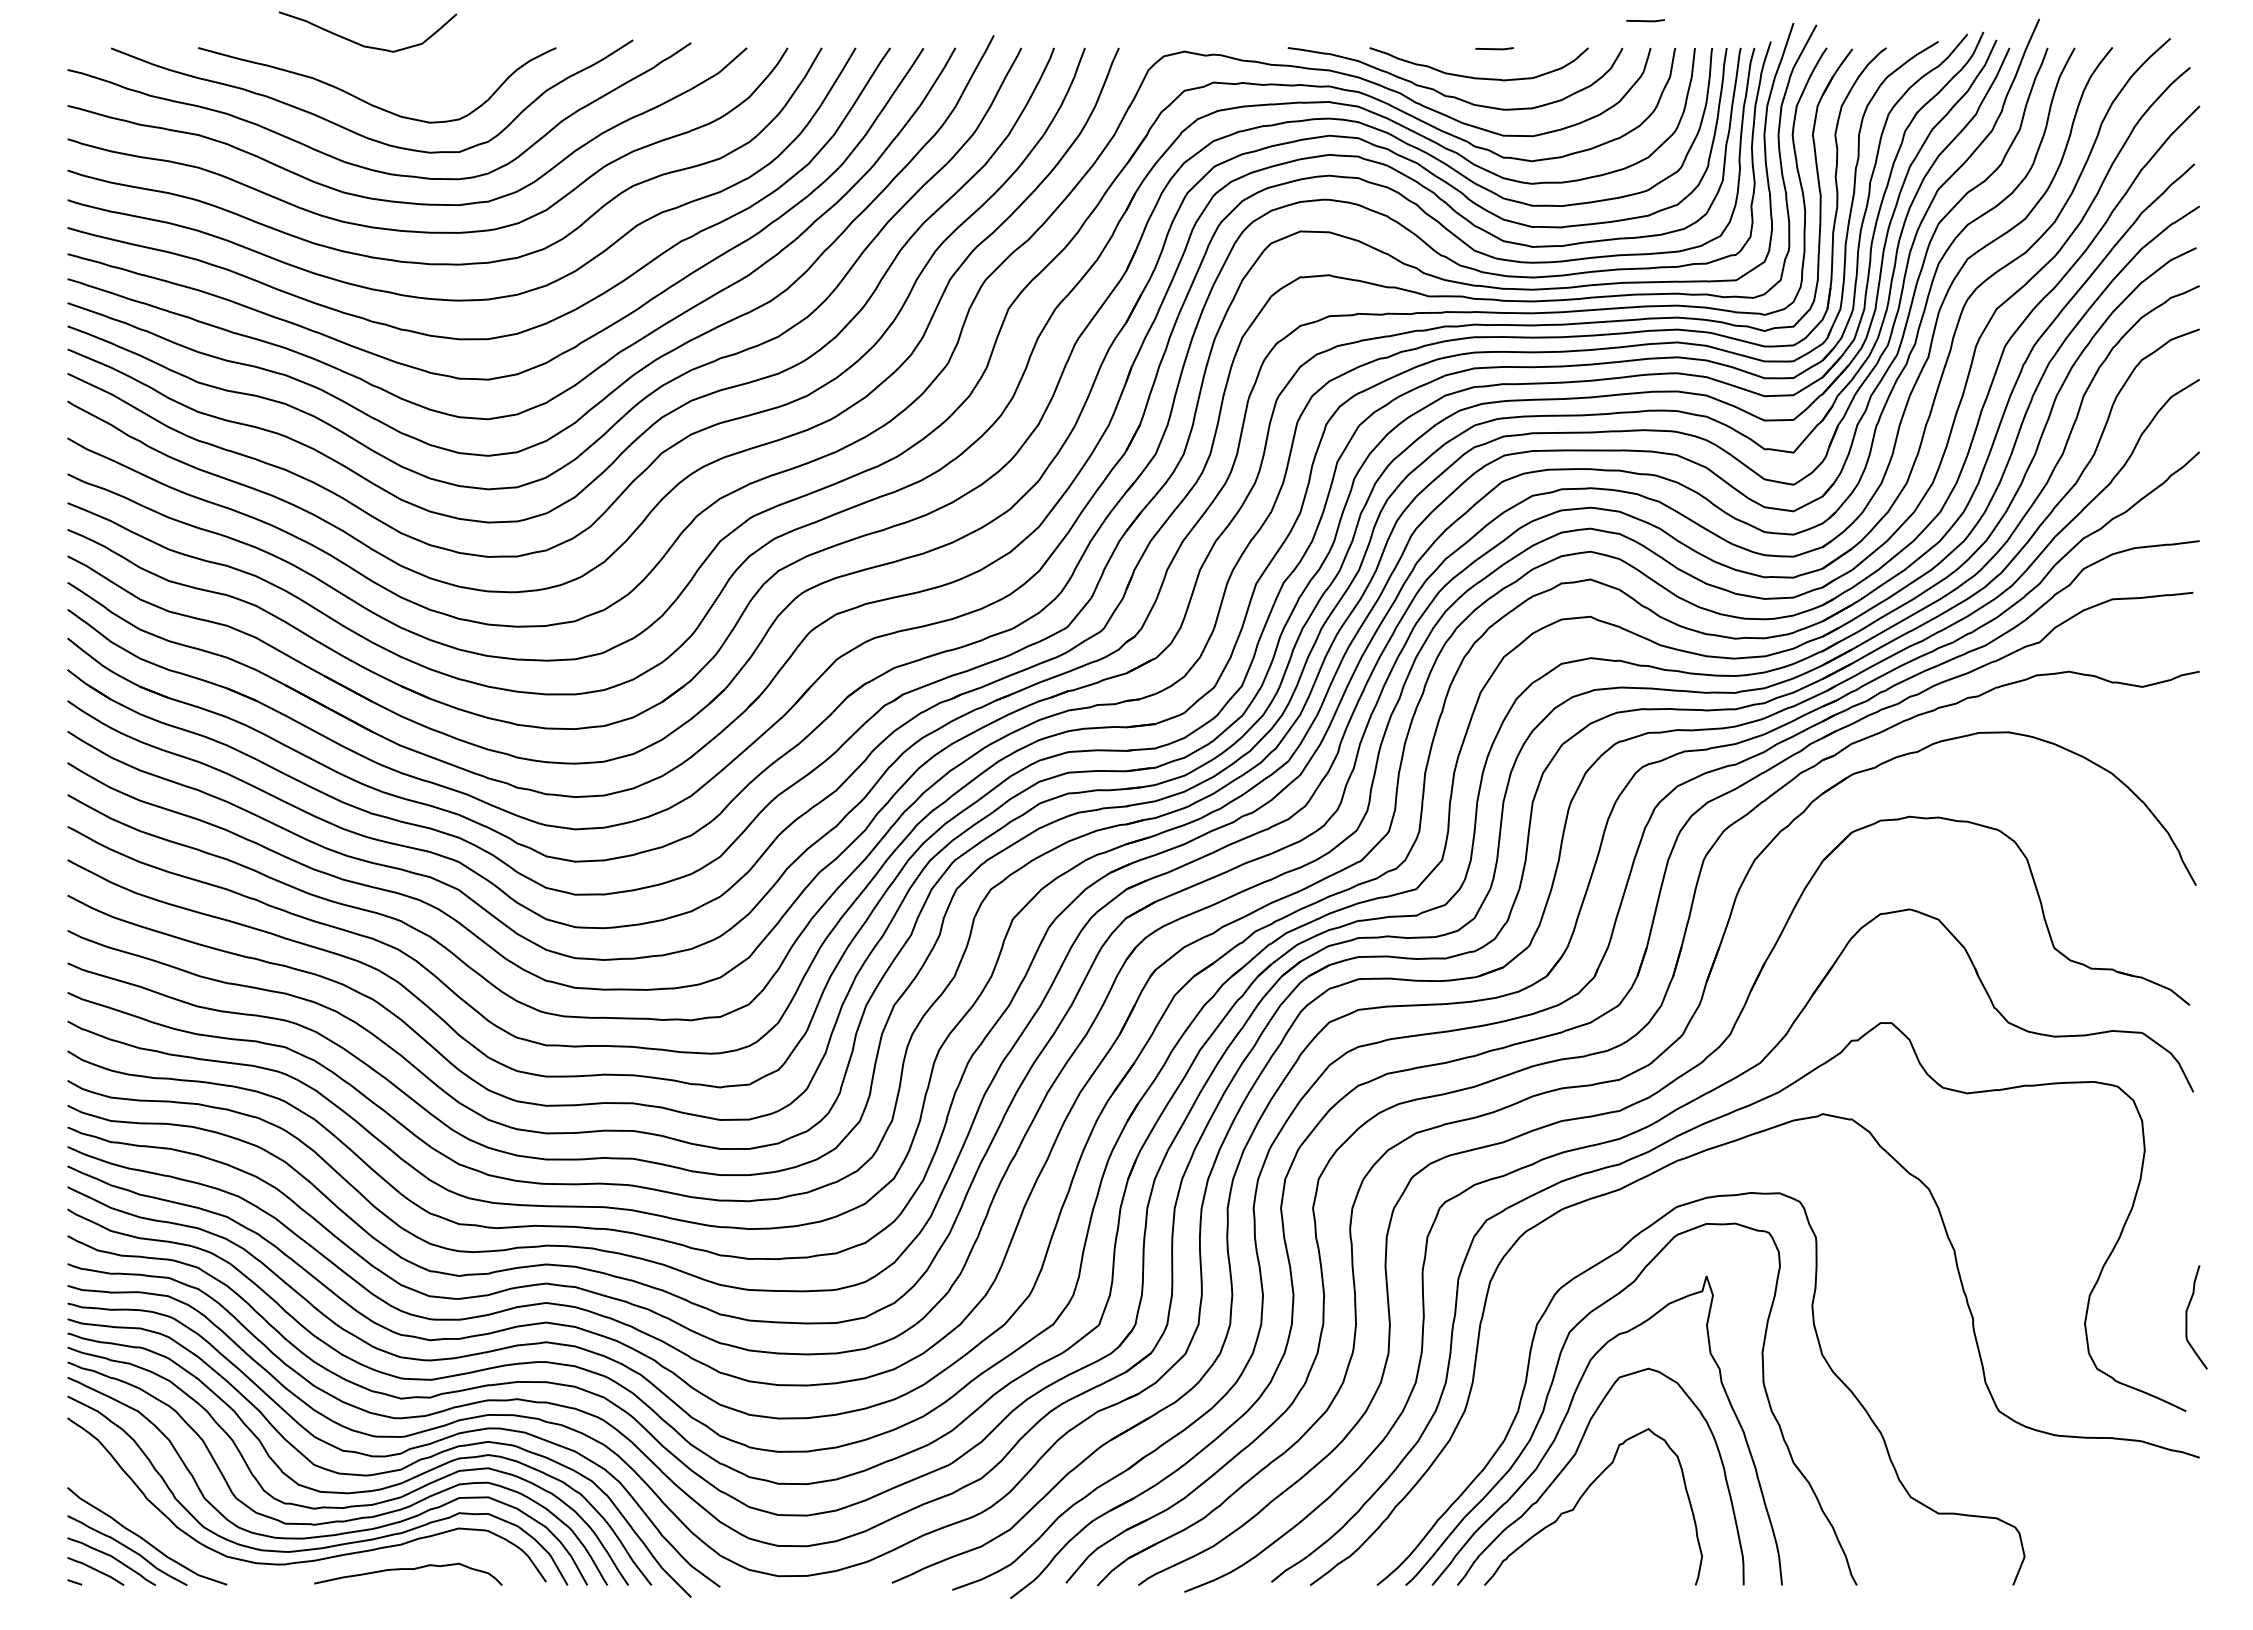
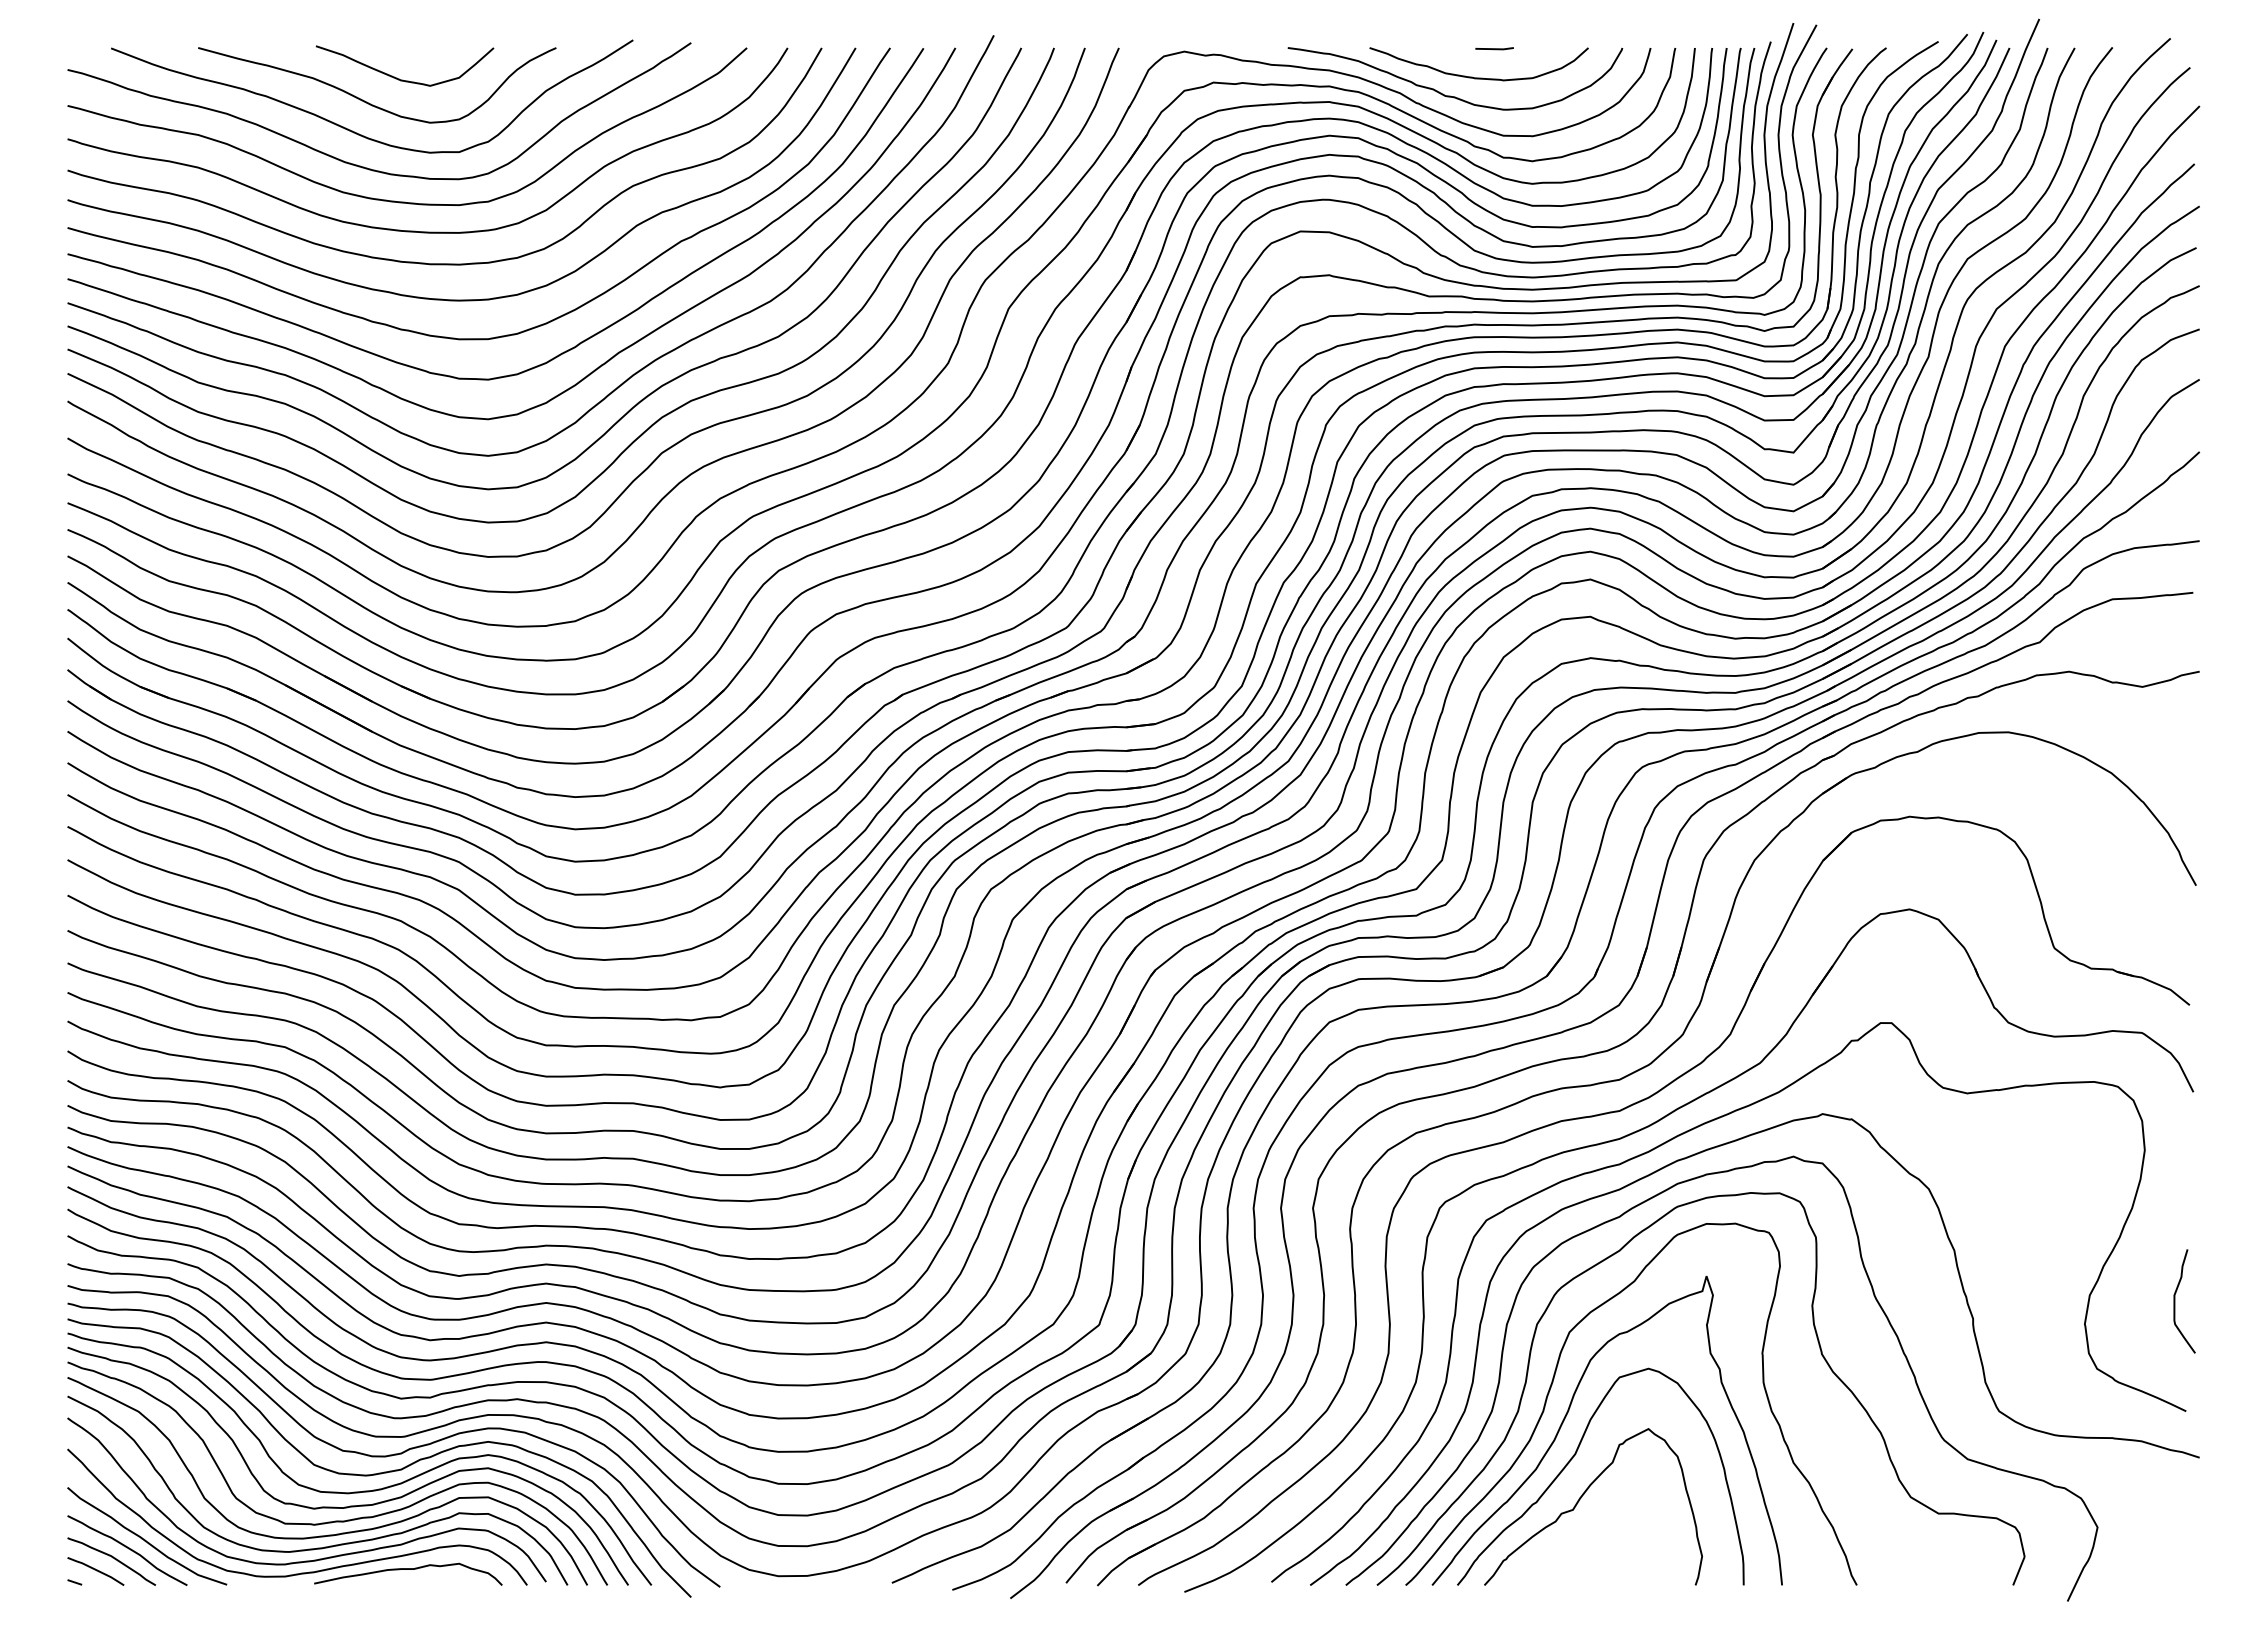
line: present -> none (1645, 20)
curve position: (360, 43) -> (397, 77) (397, 77)
curve: none -> present (1876, 1301)
curve position: (2187, 1317) -> (2175, 1301) (2175, 1301)
curve: none -> present (301, 1572)
